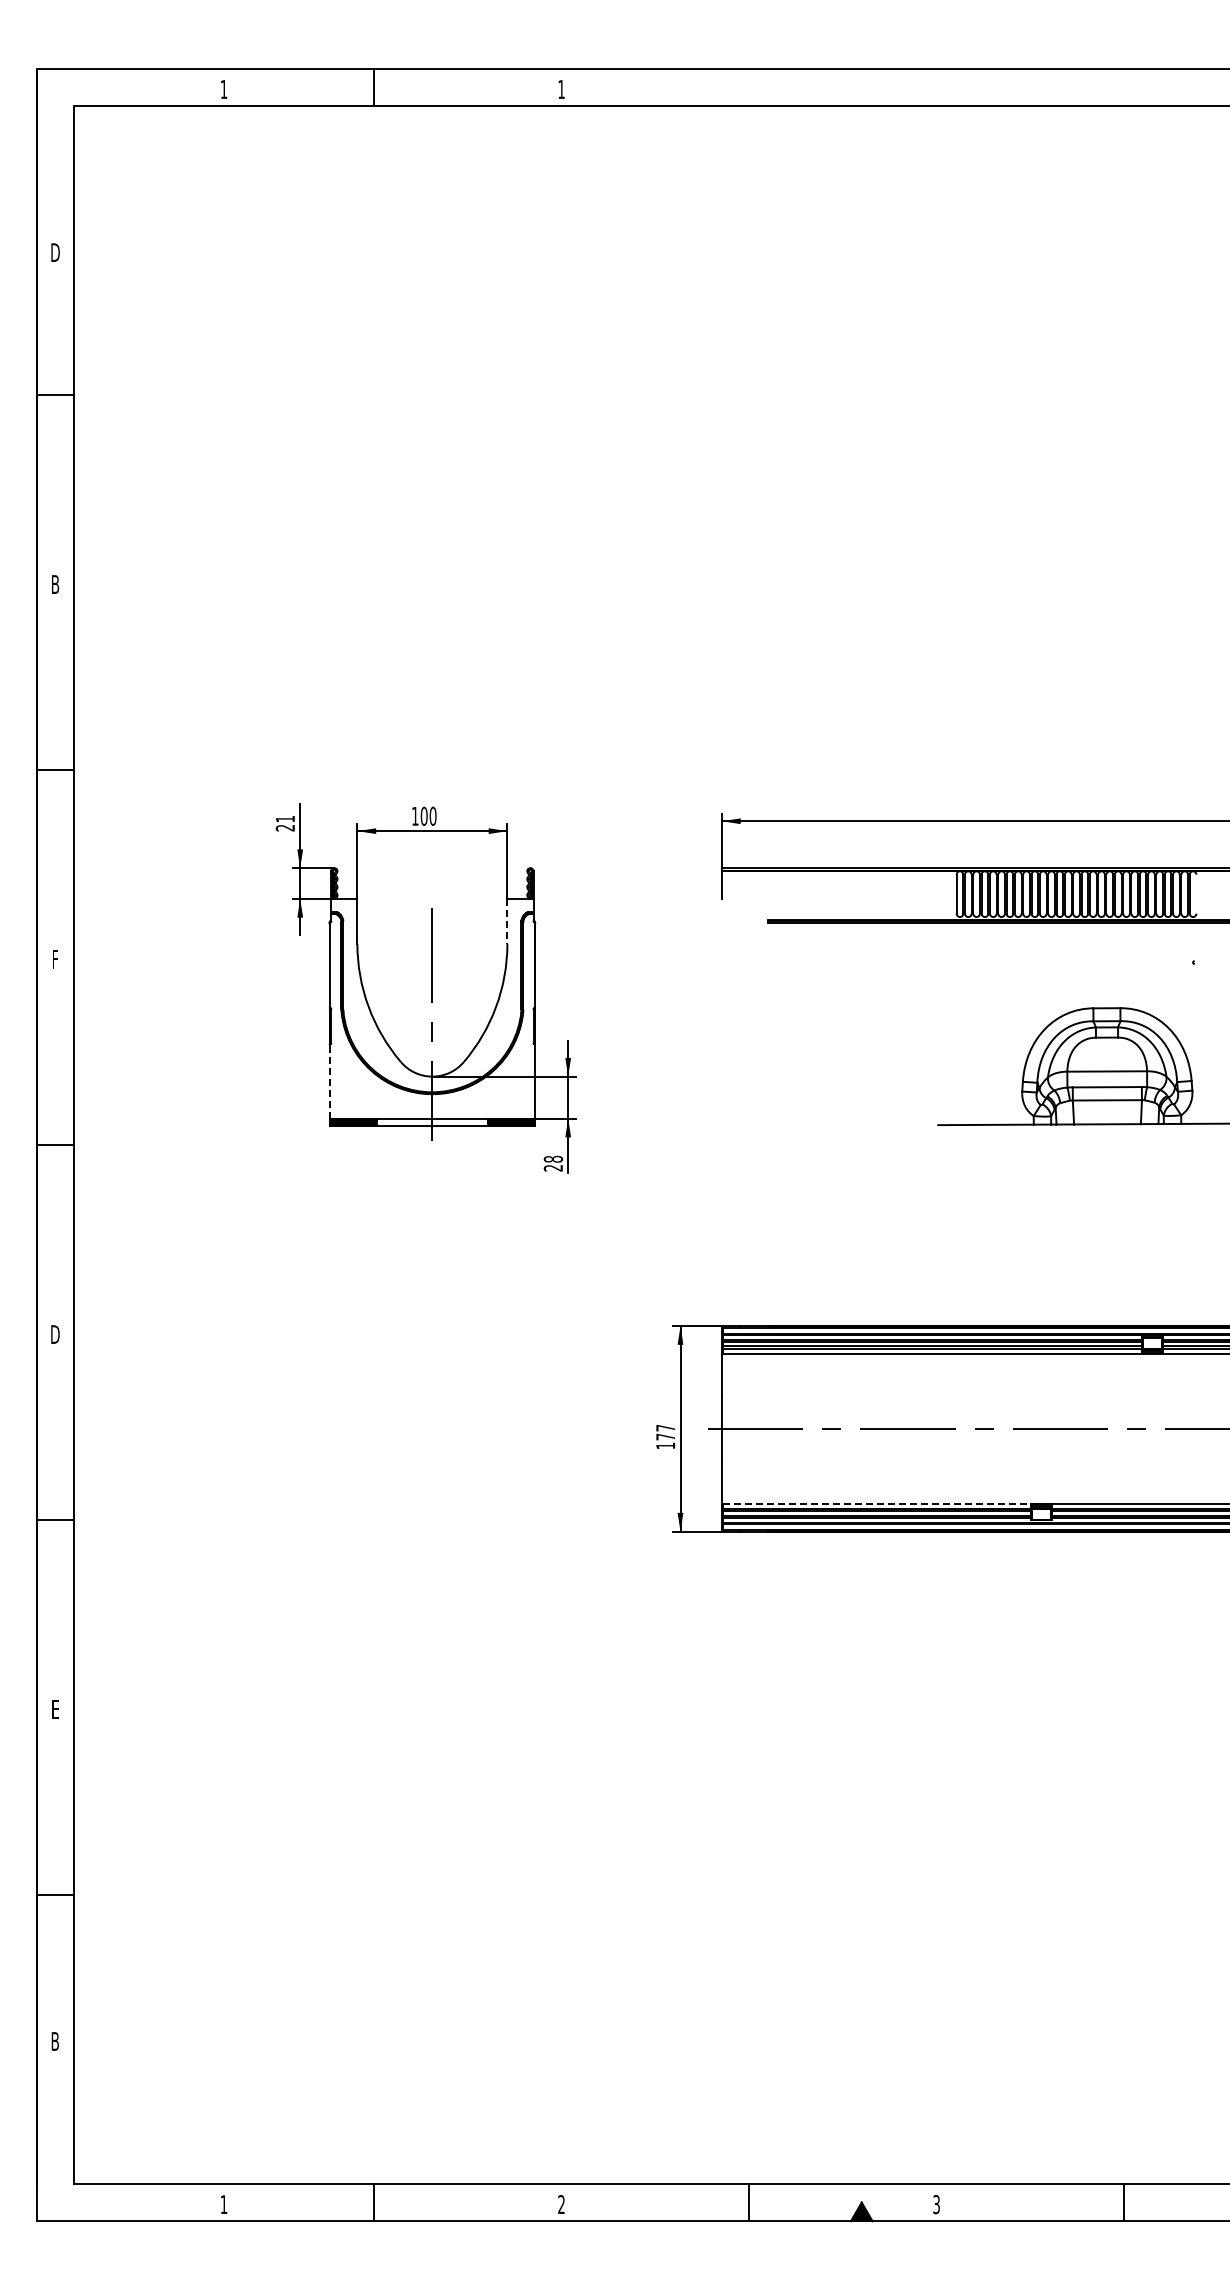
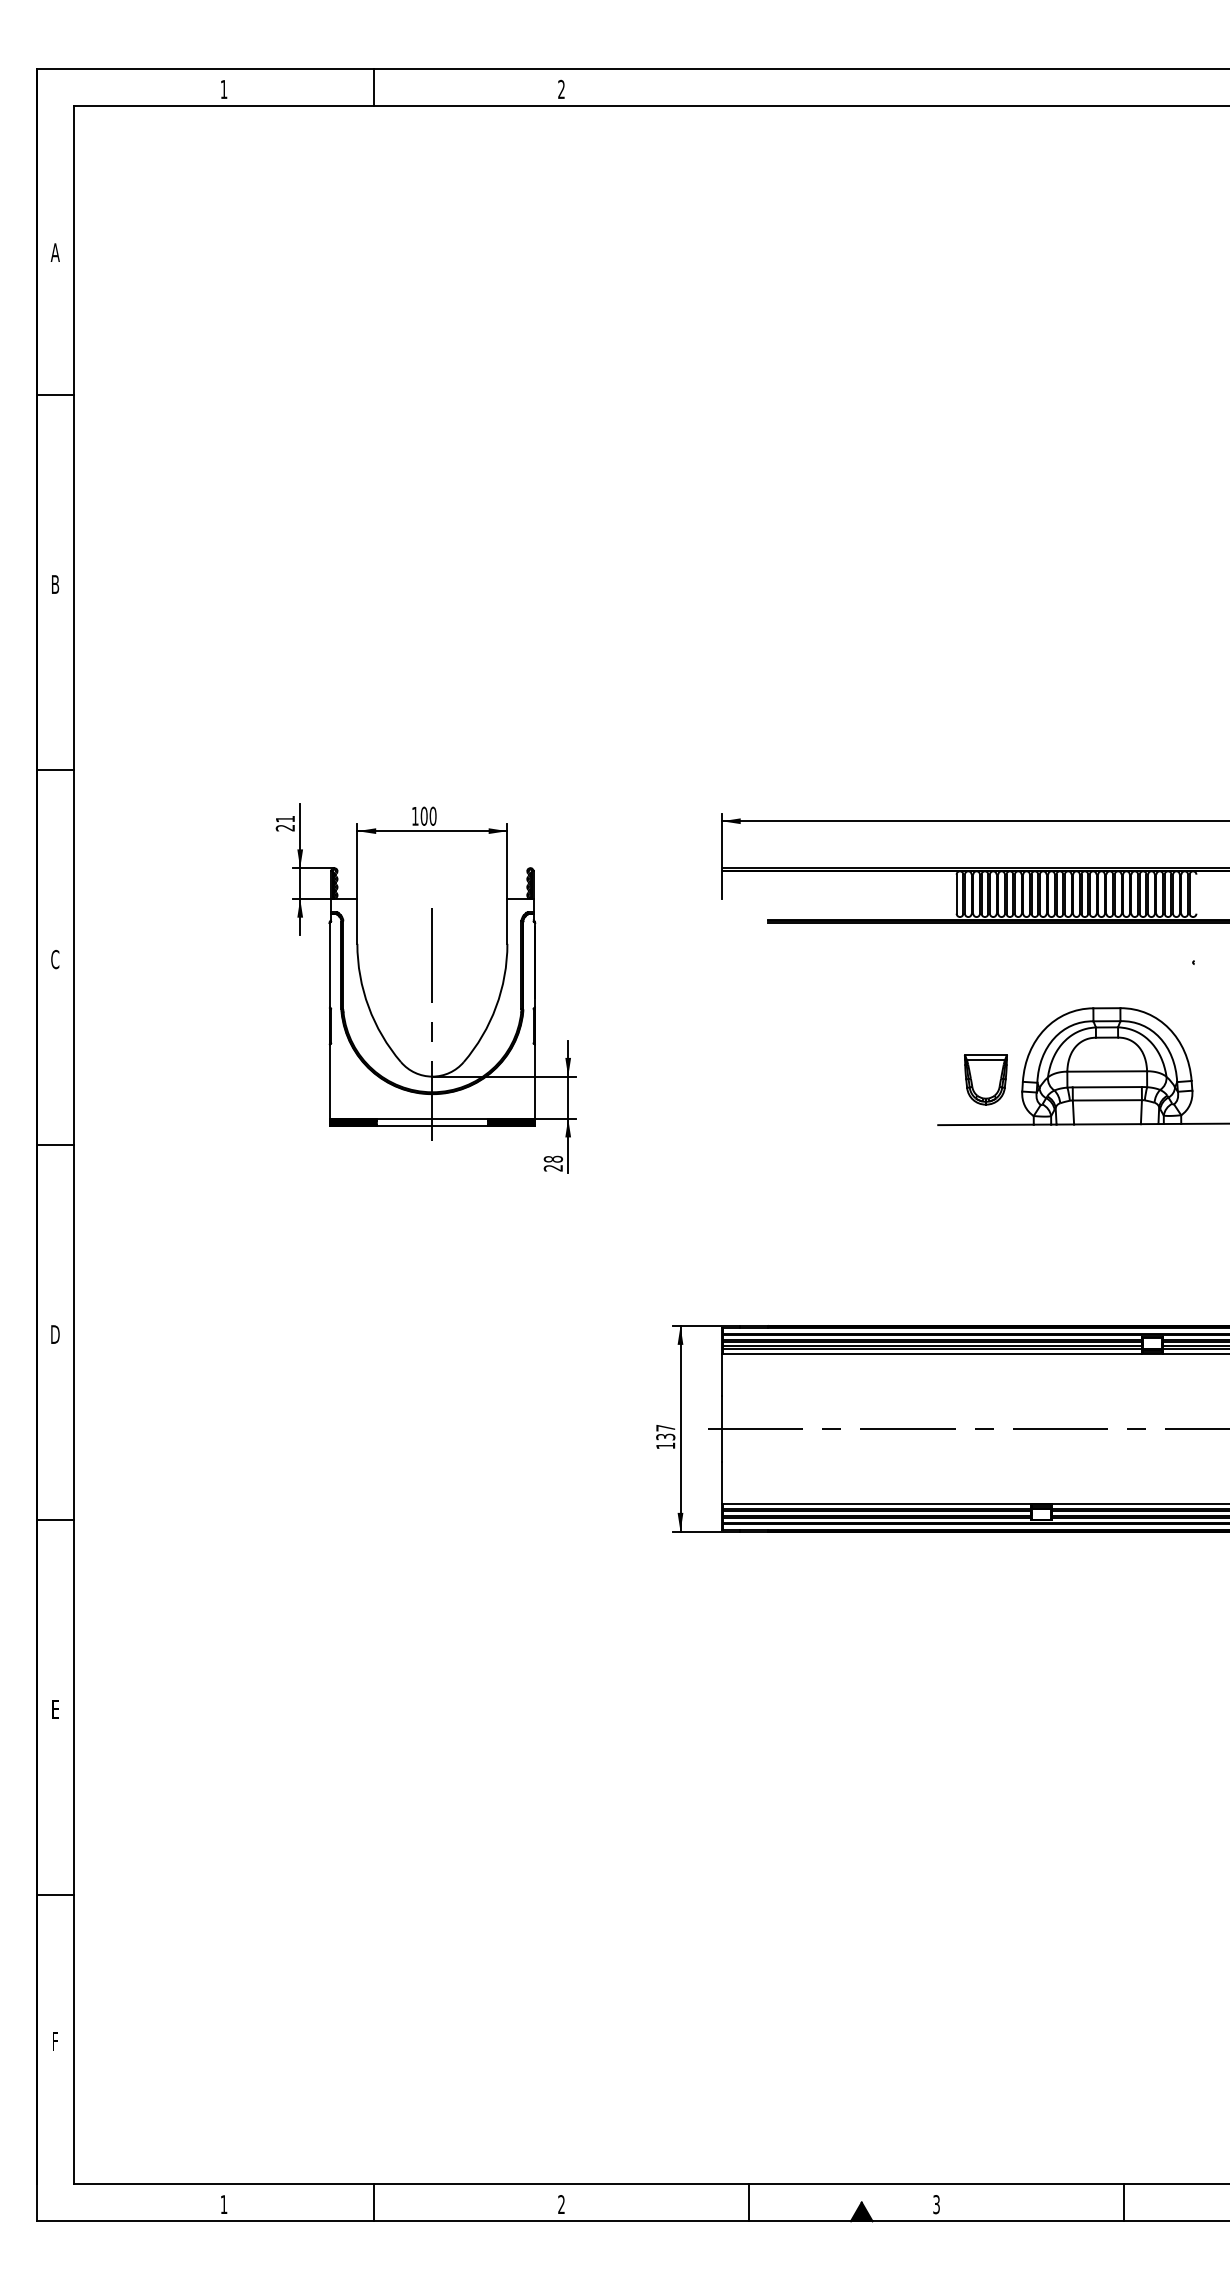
text: 1 -> 2 (561, 88)
text: D -> A (54, 252)
line: dashed -> solid (507, 921)
text: F -> C (55, 959)
part: none -> present (985, 1079)
line: dashed -> solid (329, 1081)
text: 177 -> 137 (665, 1436)
line: dashed -> solid (877, 1503)
text: B -> F (54, 2041)
